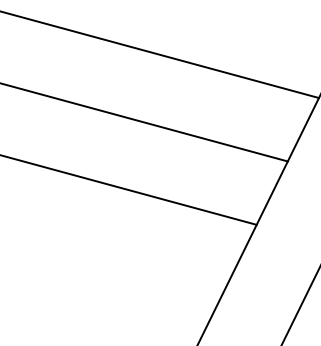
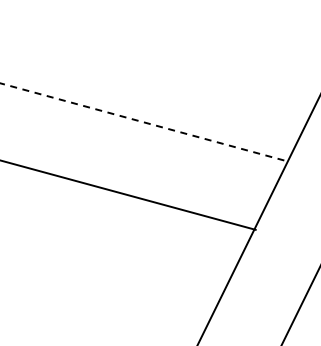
line: present -> none (159, 54)
line: solid -> dashed (144, 122)
line position: (129, 189) -> (128, 195) (128, 195)
